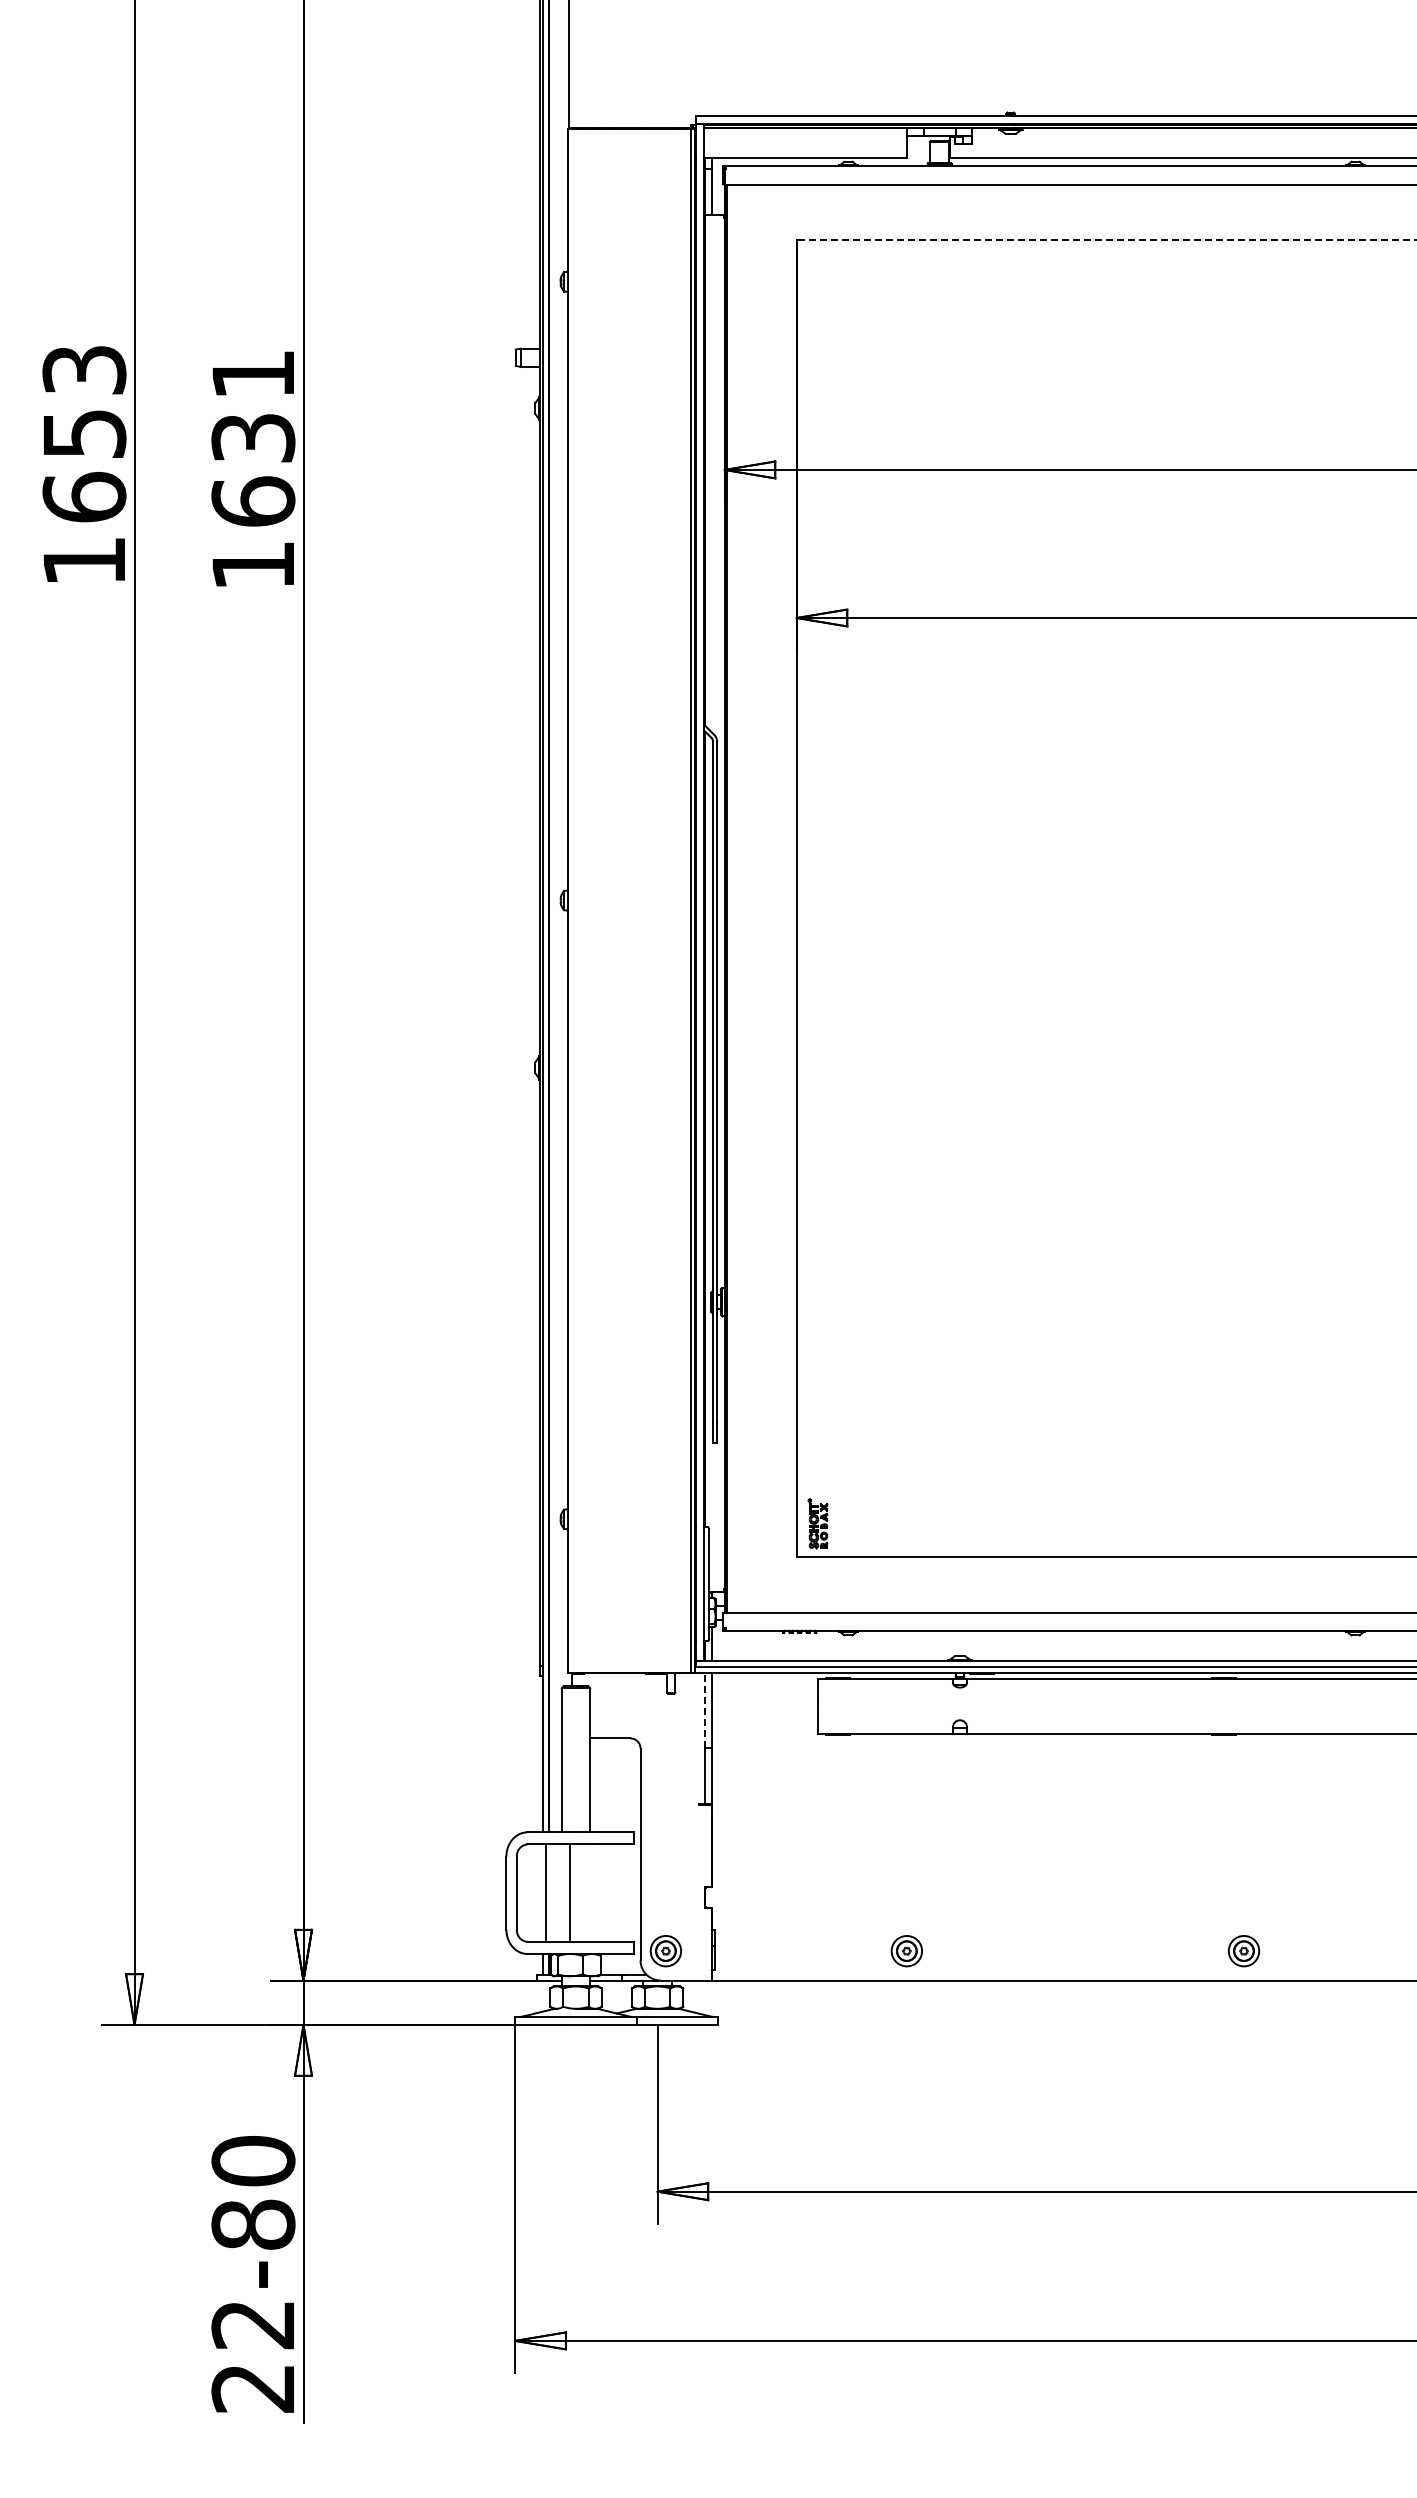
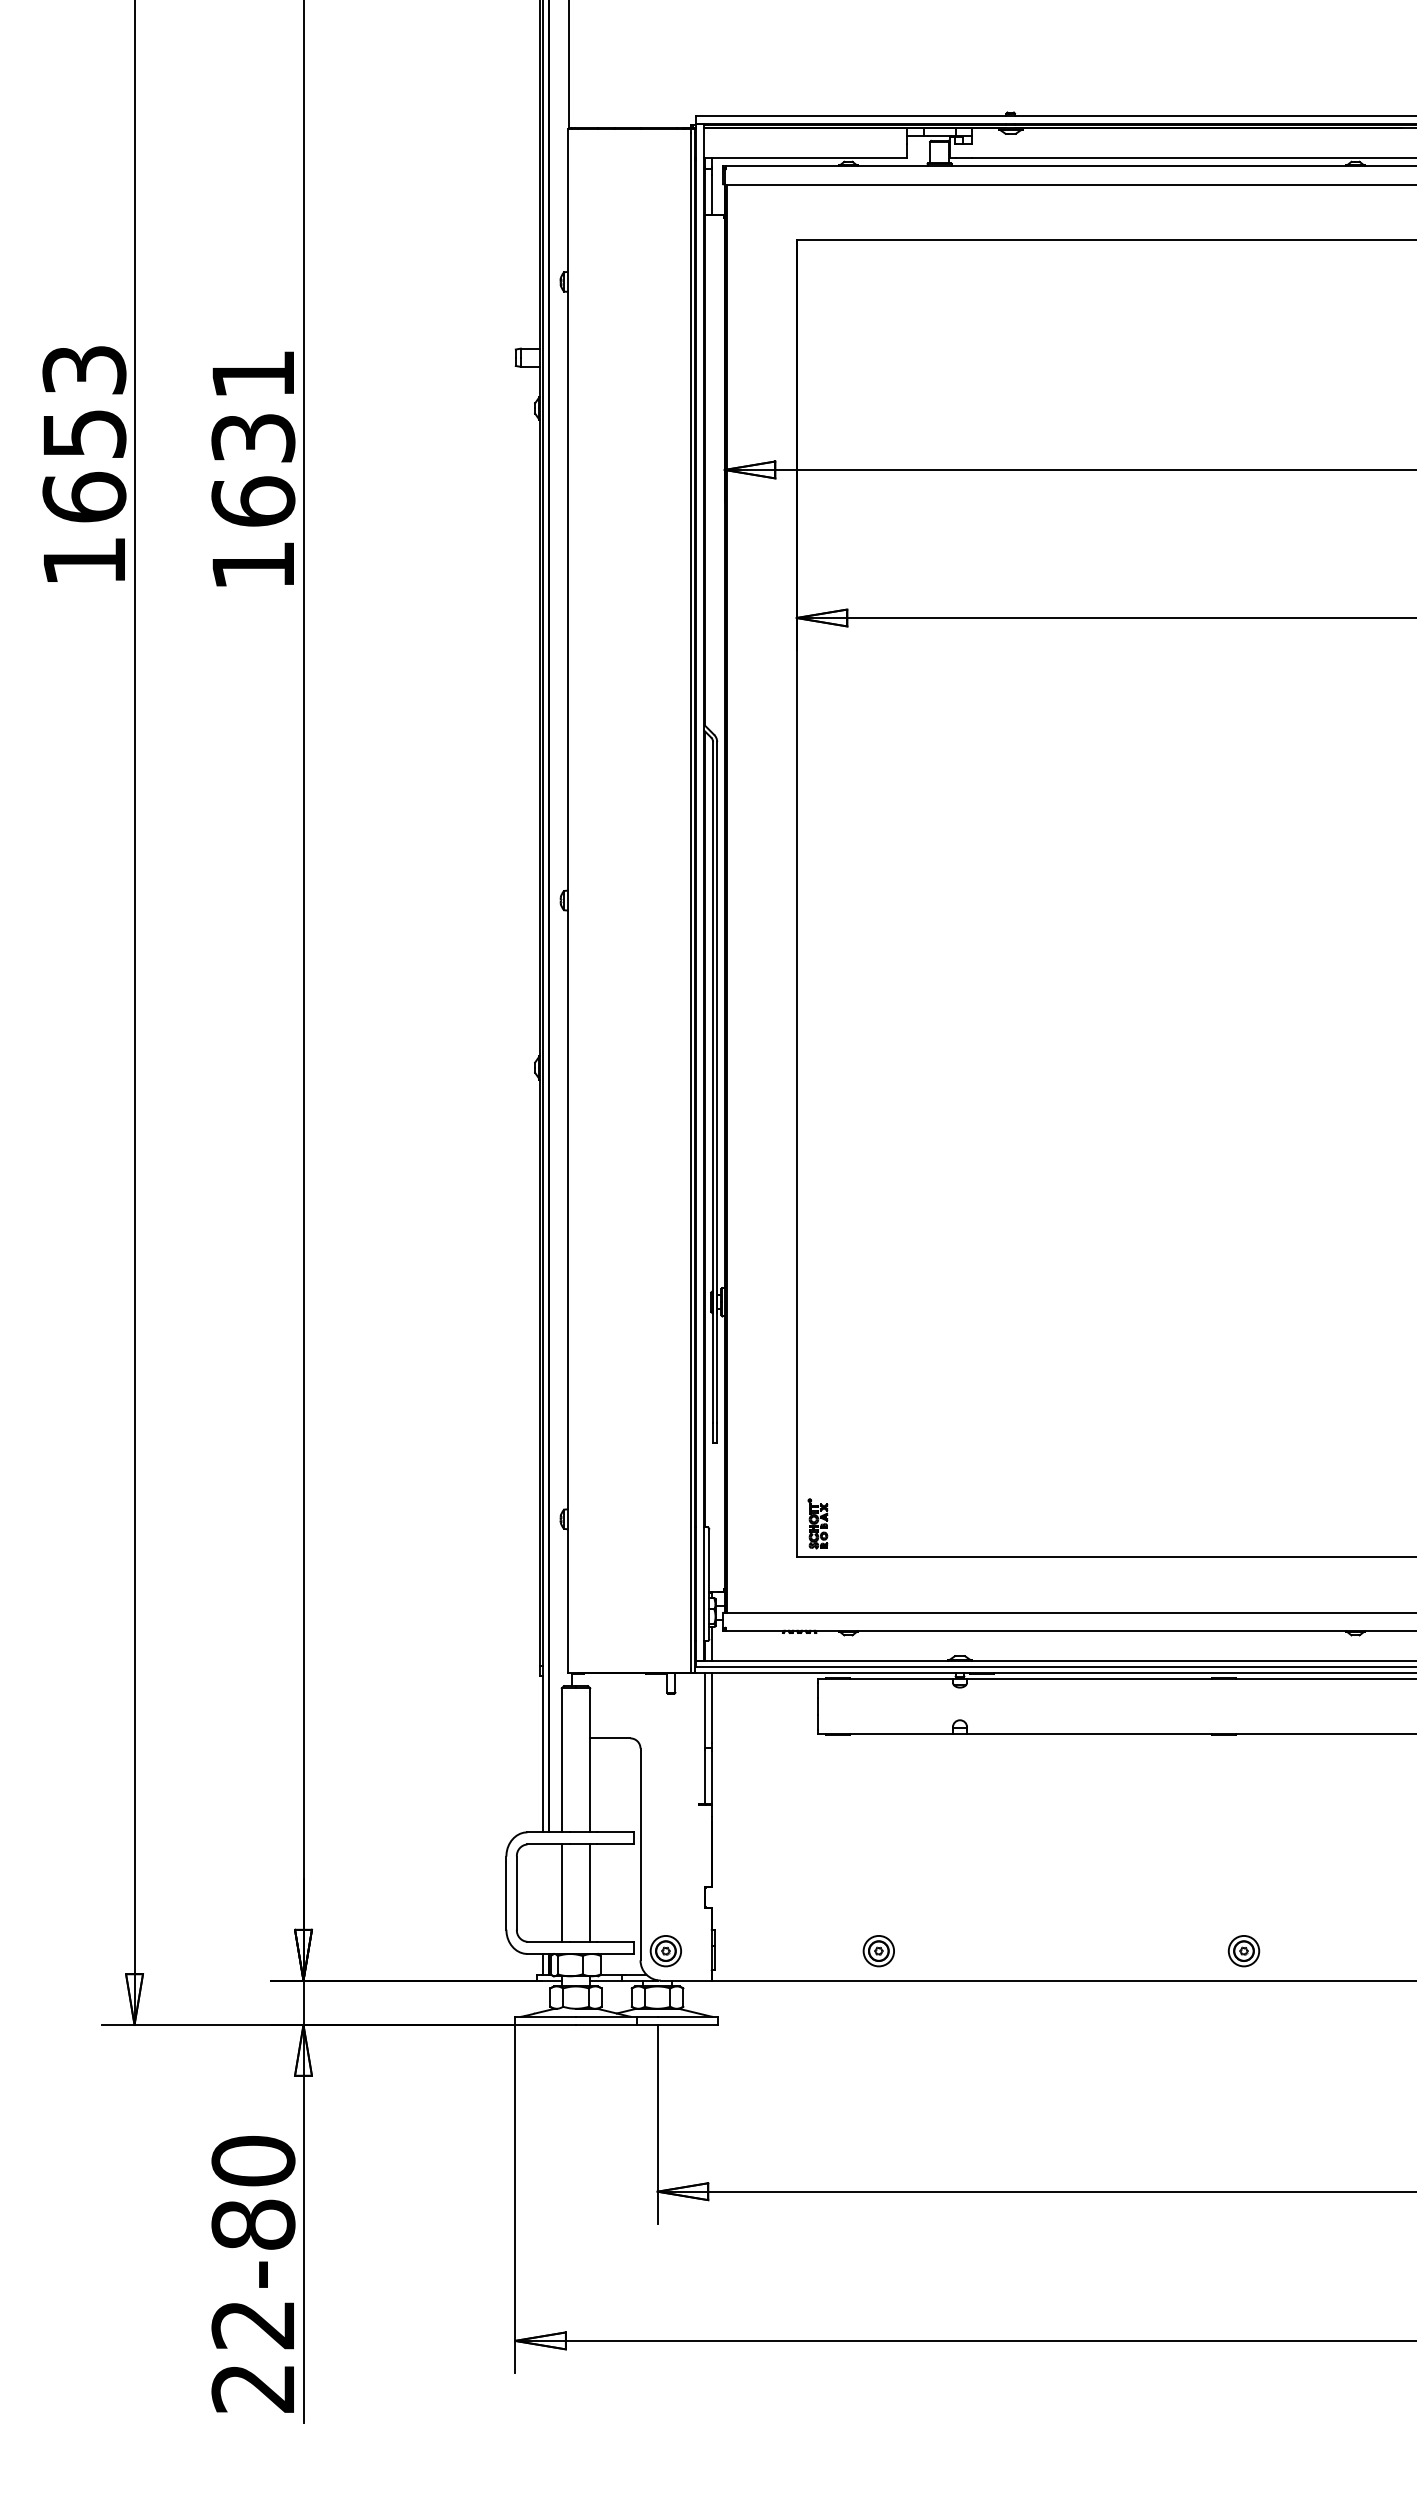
line: dashed -> solid (1106, 240)
line: dashed -> solid (705, 1710)
line position: (545, 1892) -> (561, 1892) (561, 1892)
line position: (570, 1892) -> (590, 1892) (590, 1892)
part position: (906, 1951) -> (878, 1951) (878, 1951)
